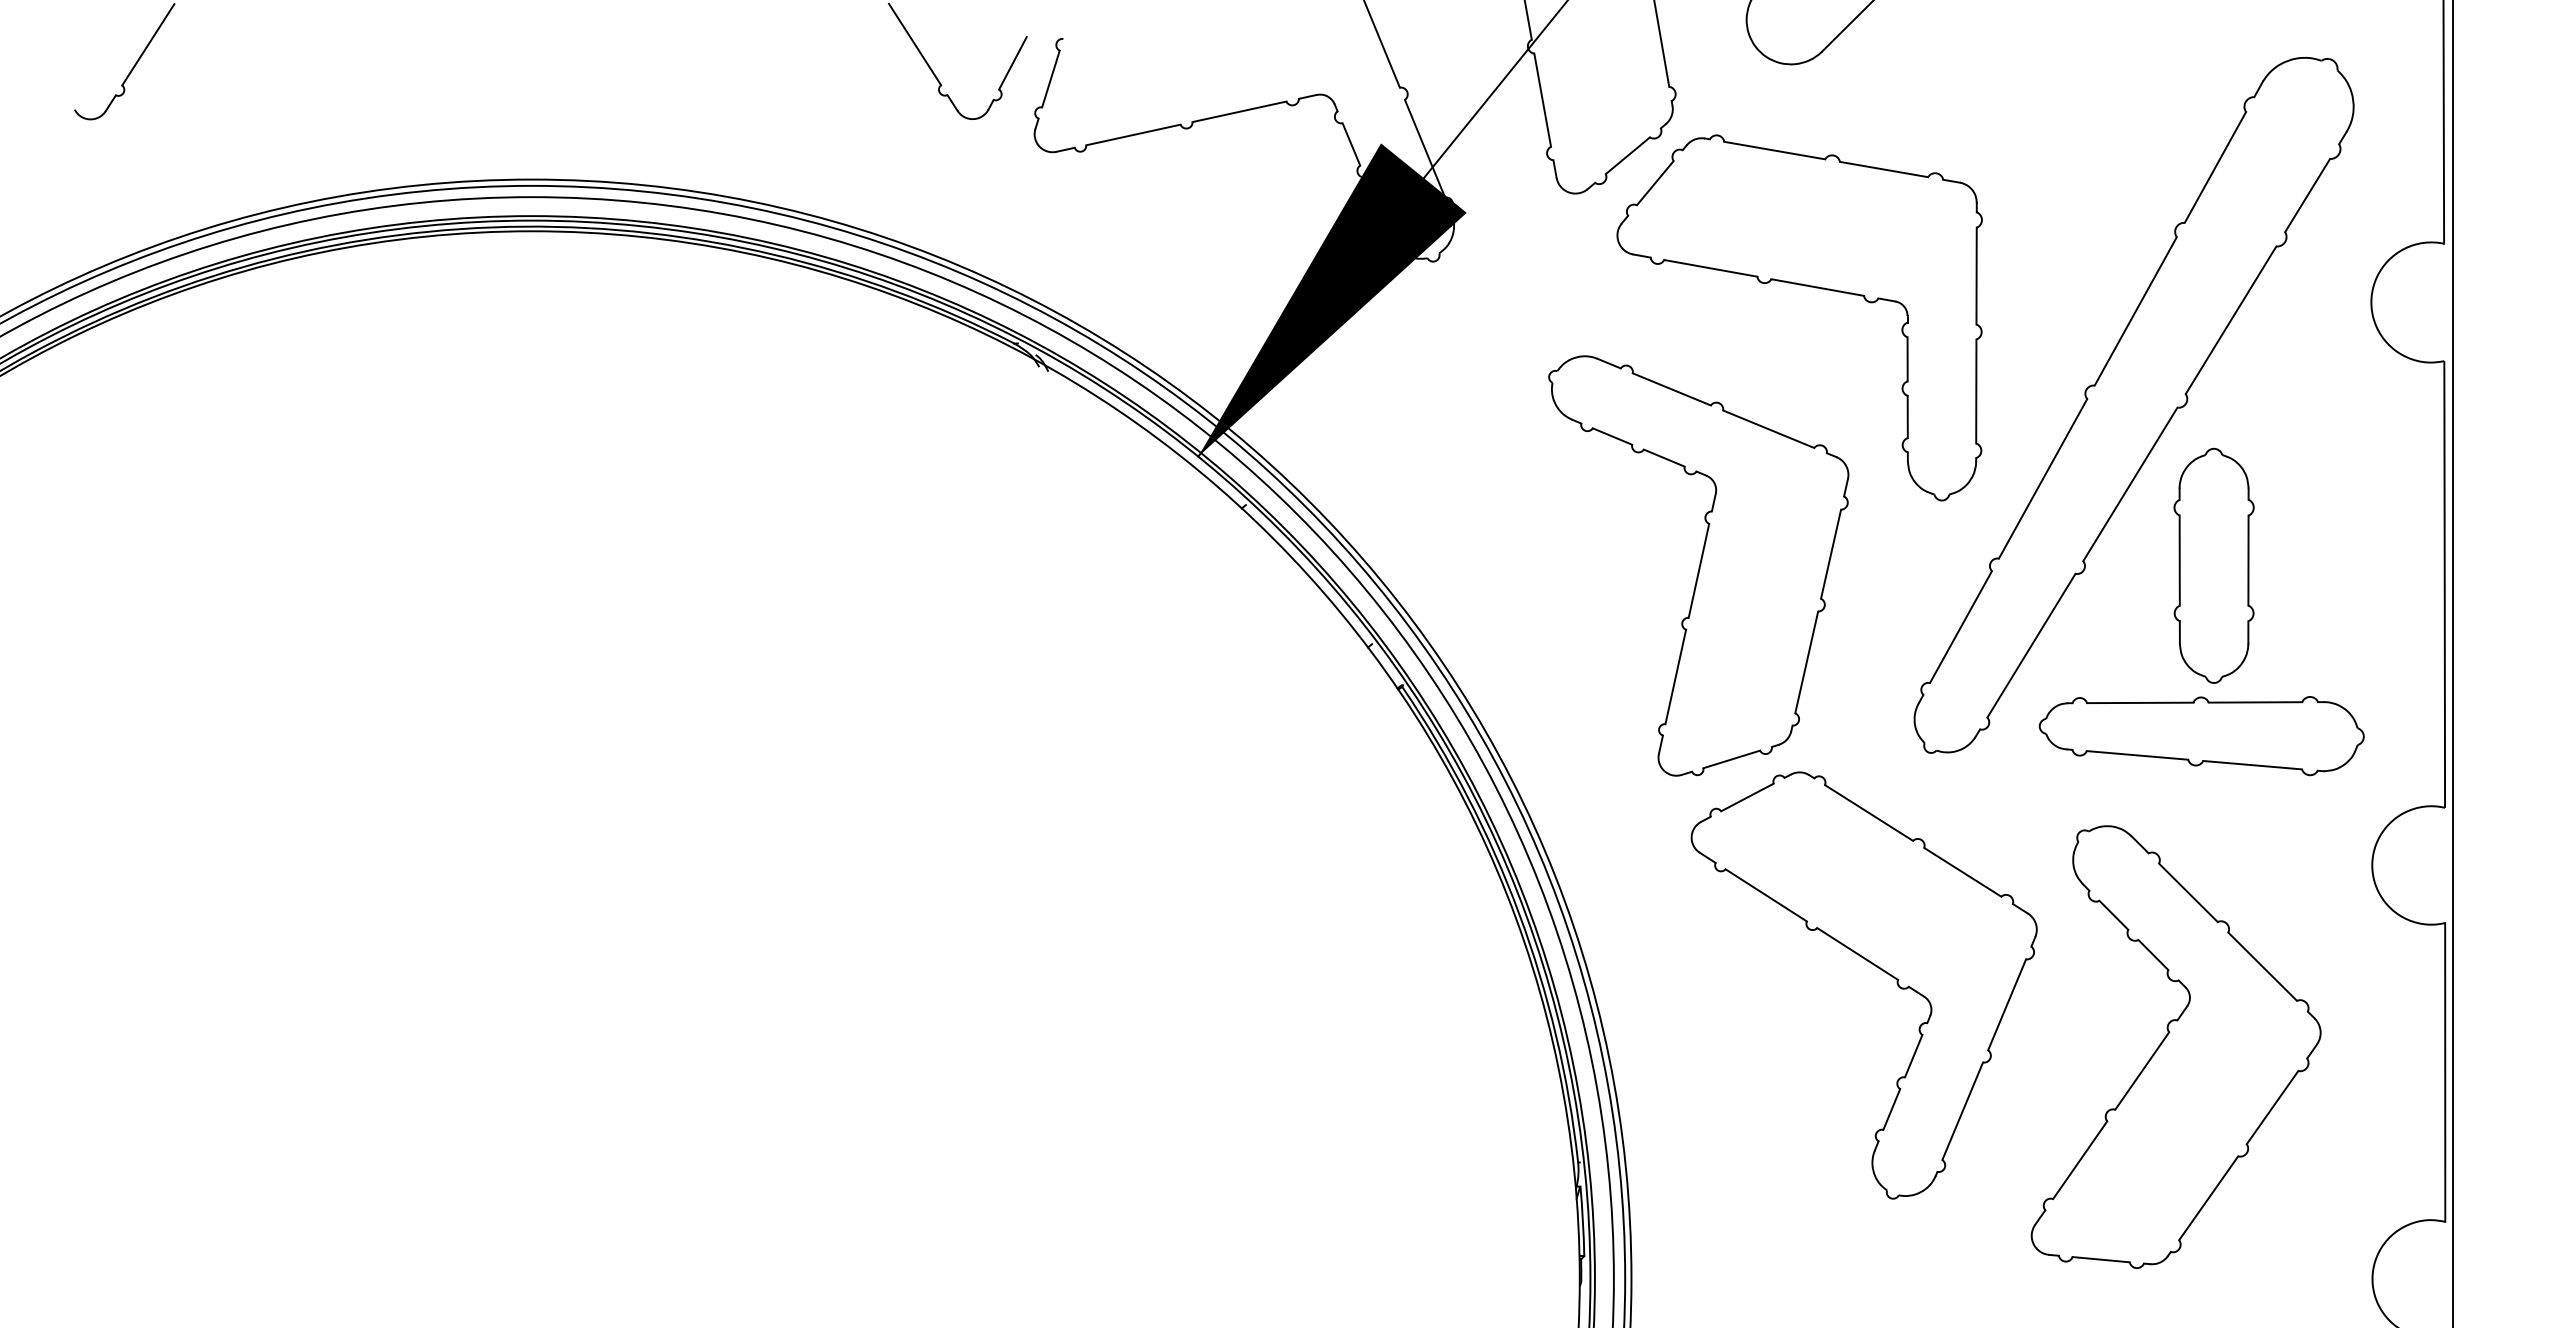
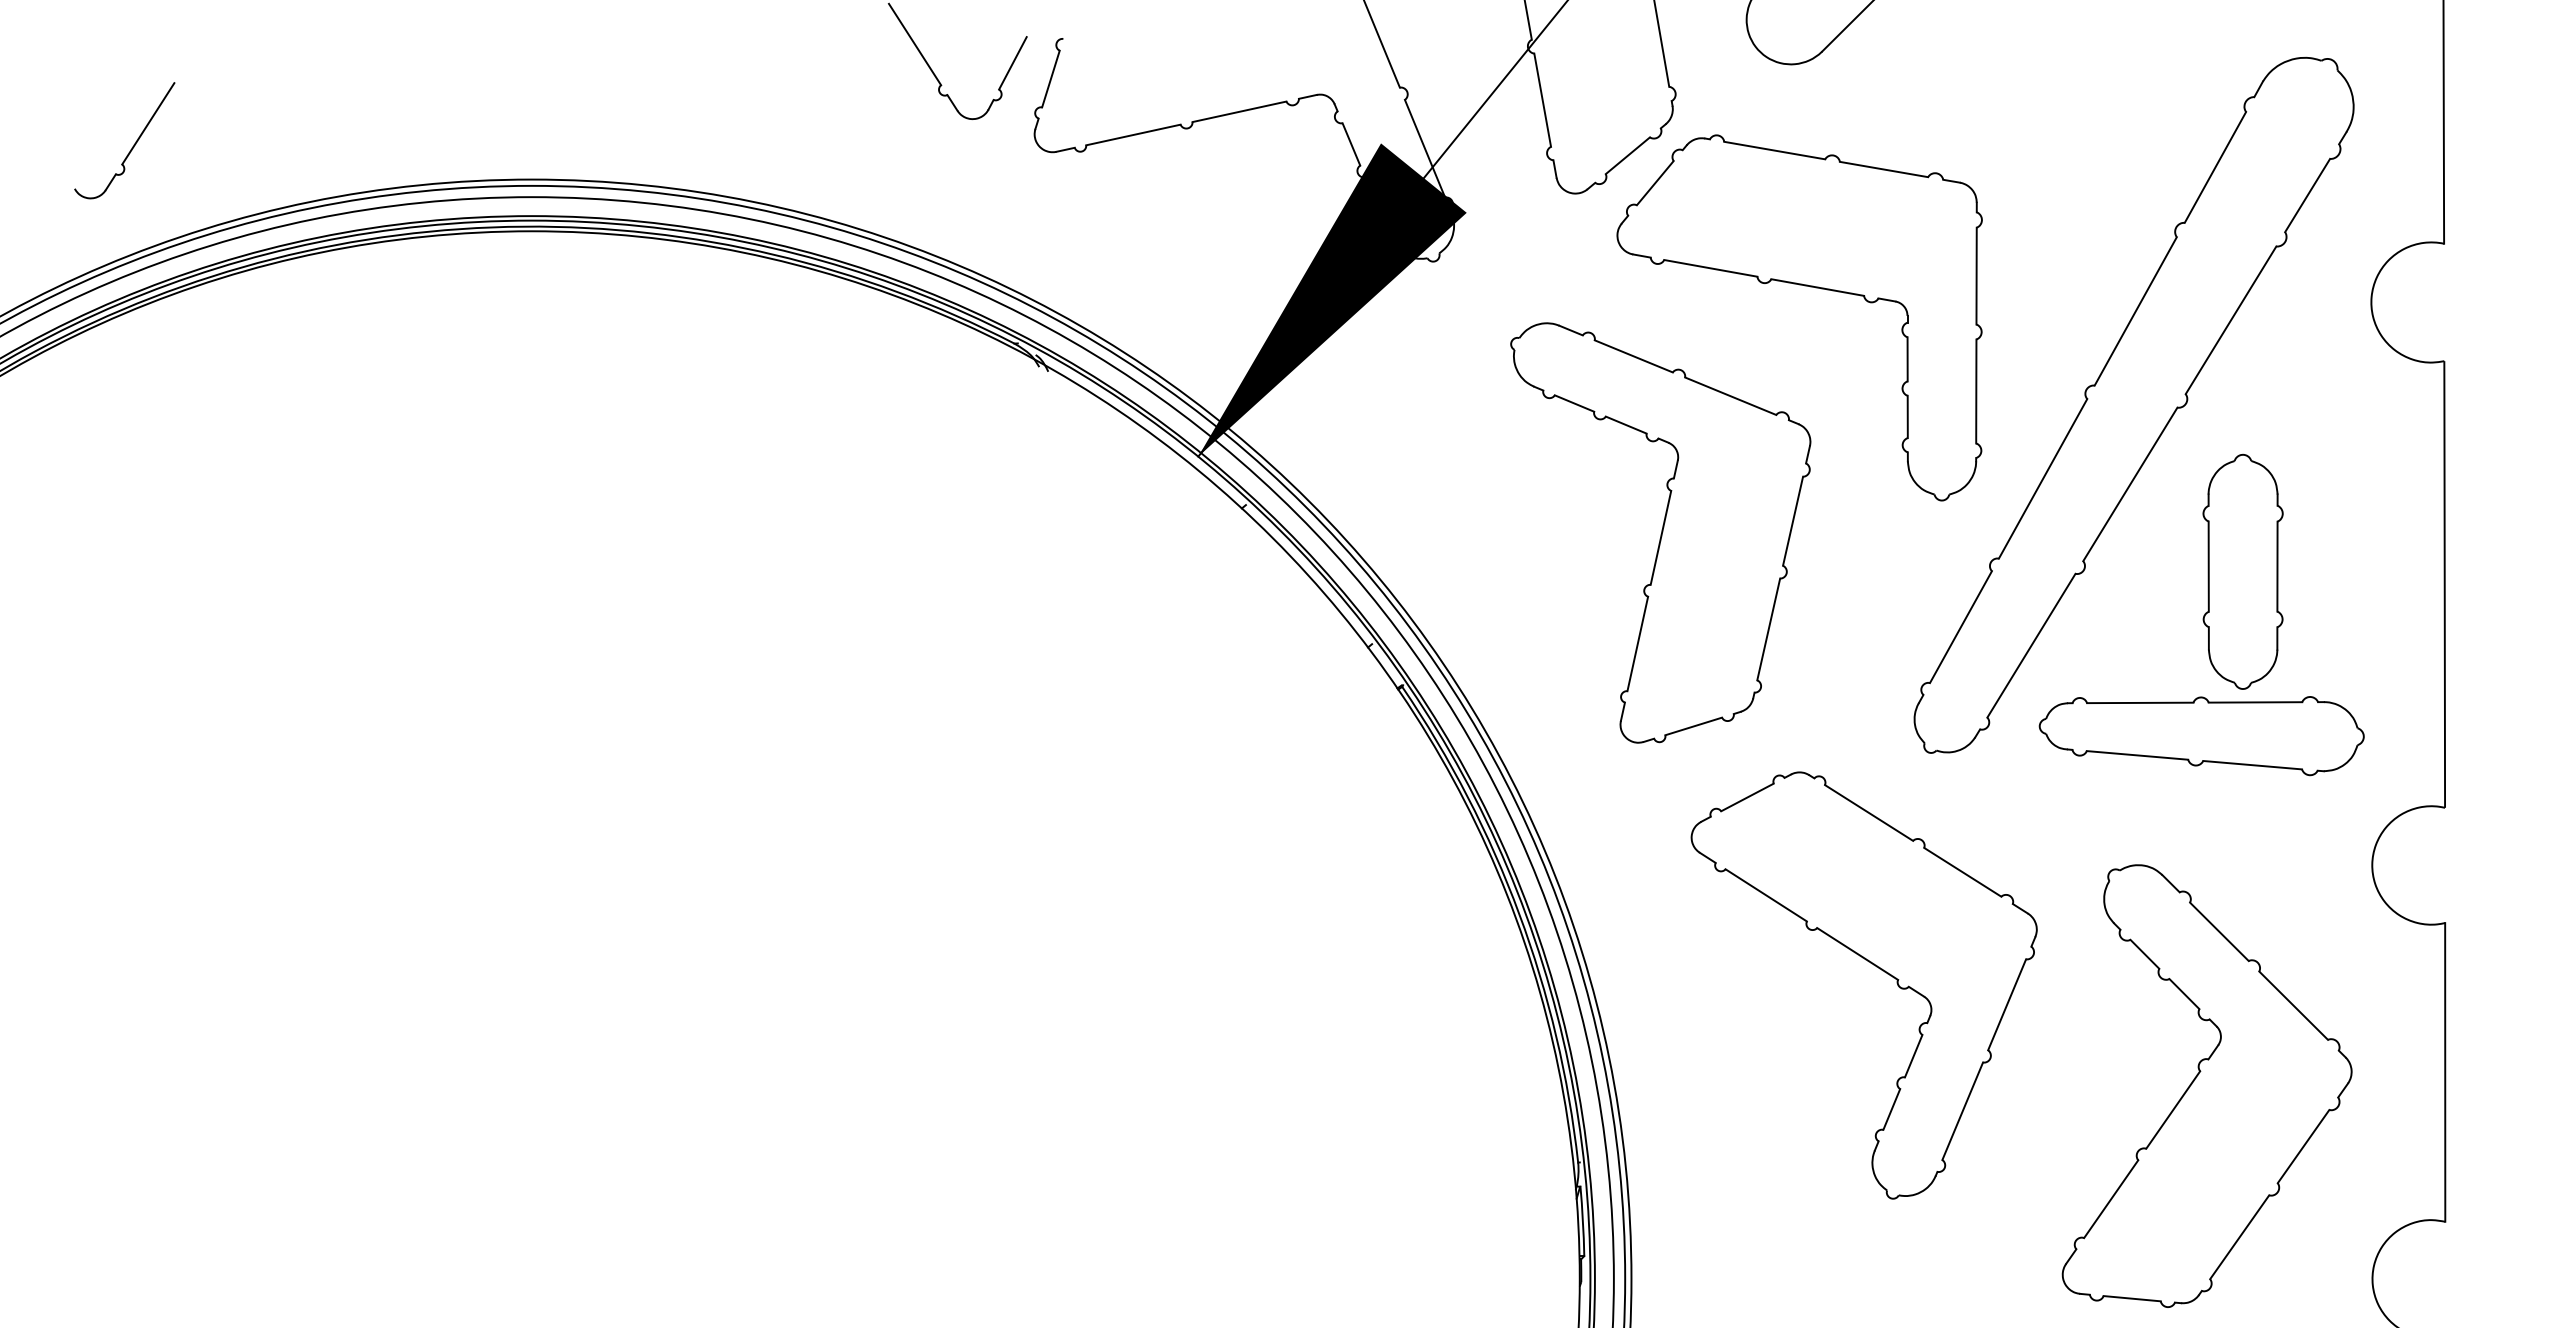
part position: (133, 65) -> (133, 144) (133, 144)
part position: (1698, 565) -> (1660, 532) (1660, 532)
part position: (2213, 565) -> (2242, 571) (2242, 571)
line: present -> none (2453, 663)
part position: (2175, 1046) -> (2206, 1085) (2206, 1085)
